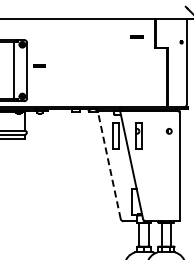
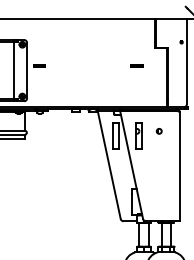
part position: (136, 36) -> (136, 65) (136, 65)
part position: (168, 131) -> (158, 131) (158, 131)
line: dashed -> solid (109, 165)
